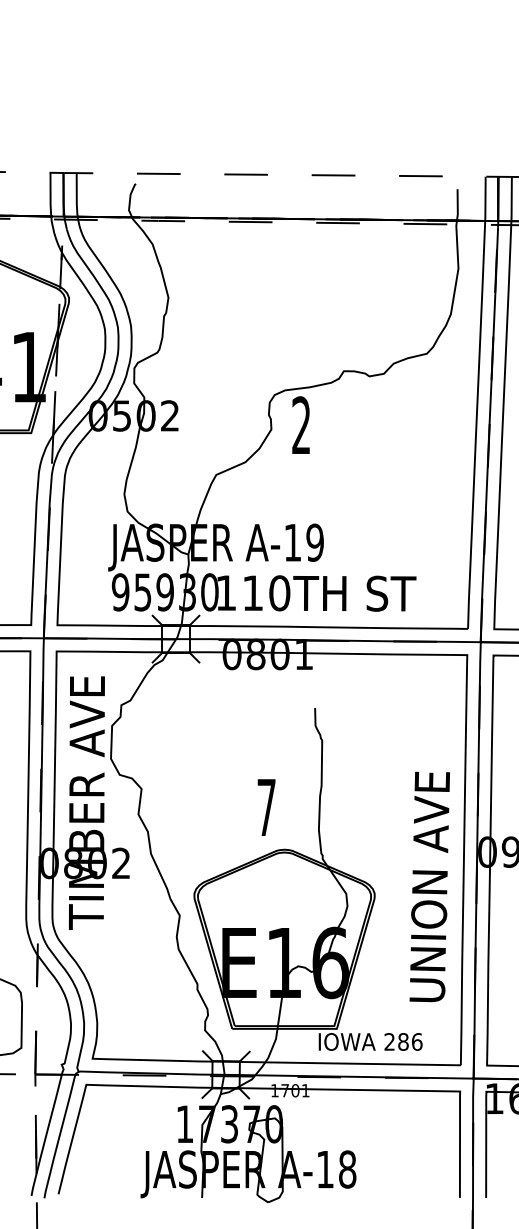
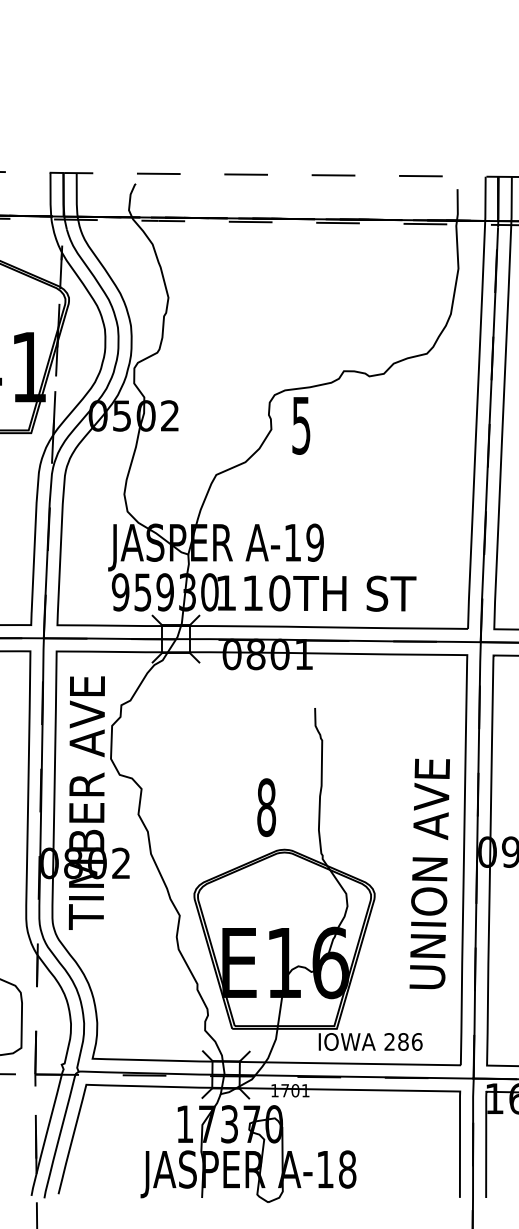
text: 2 -> 5 (301, 425)
text: 7 -> 8 (266, 807)
text position: (429, 886) -> (429, 873) (429, 873)
